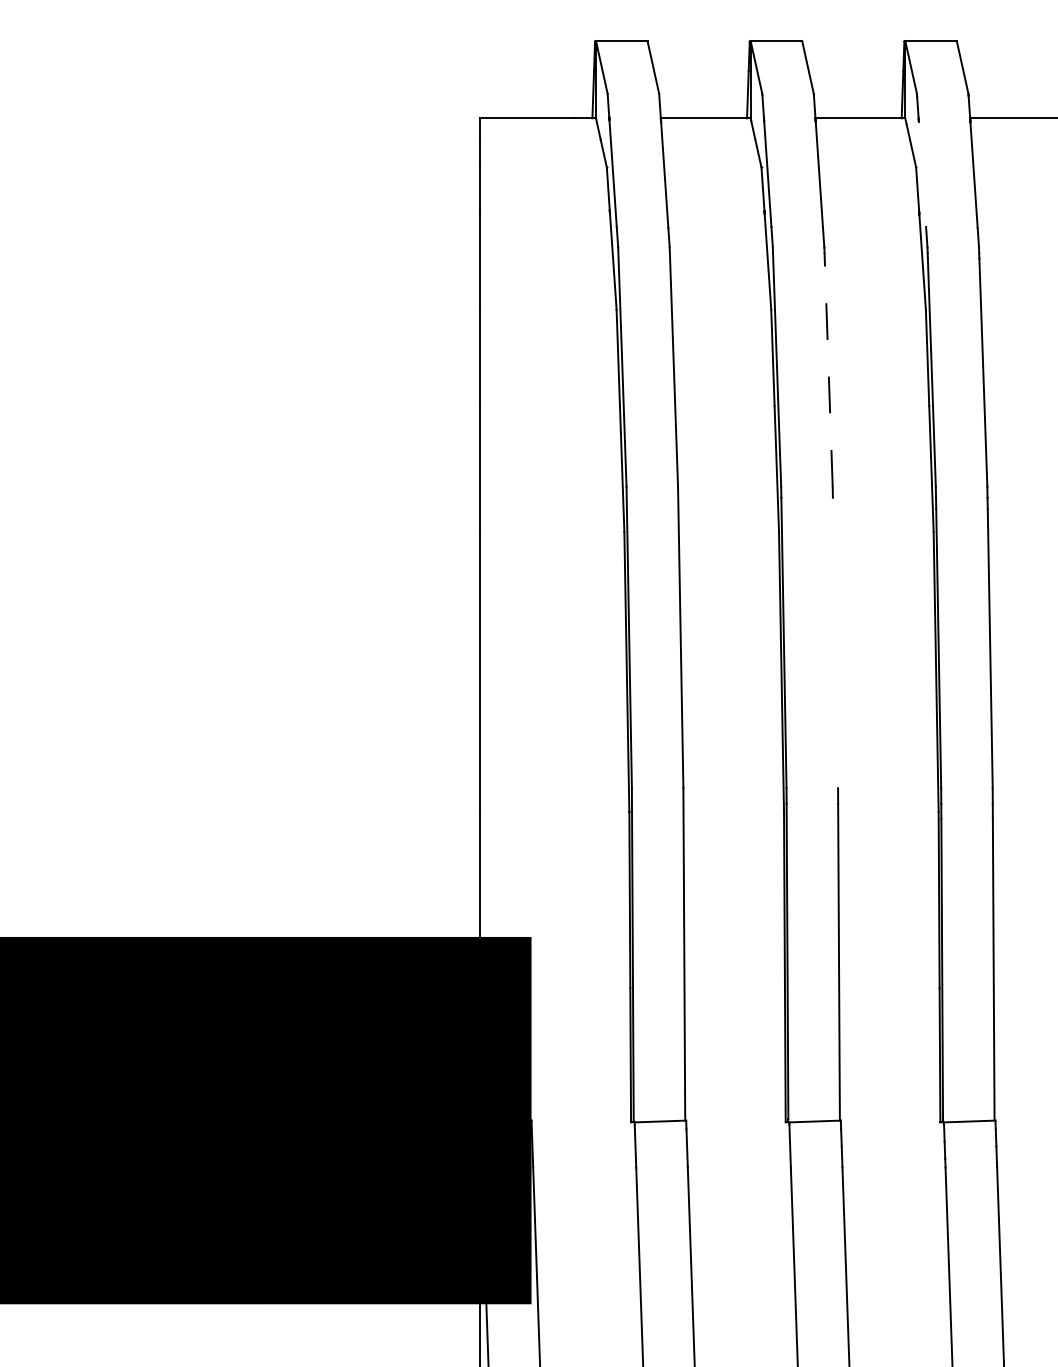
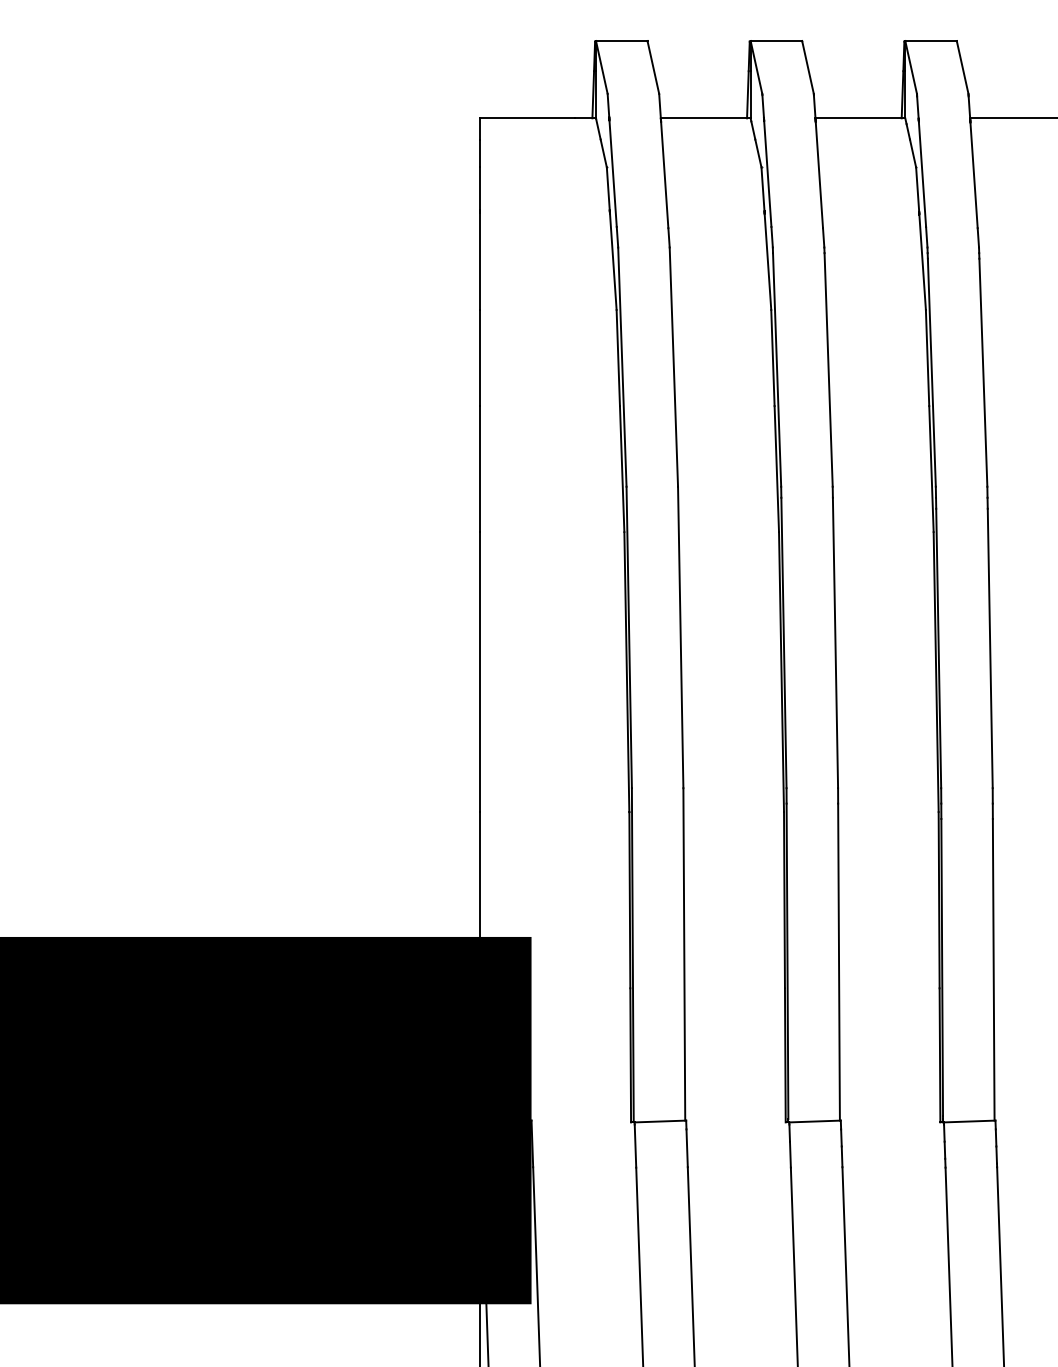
line: none -> present (922, 173)
line: dashed -> solid (828, 369)
line: none -> present (835, 642)
